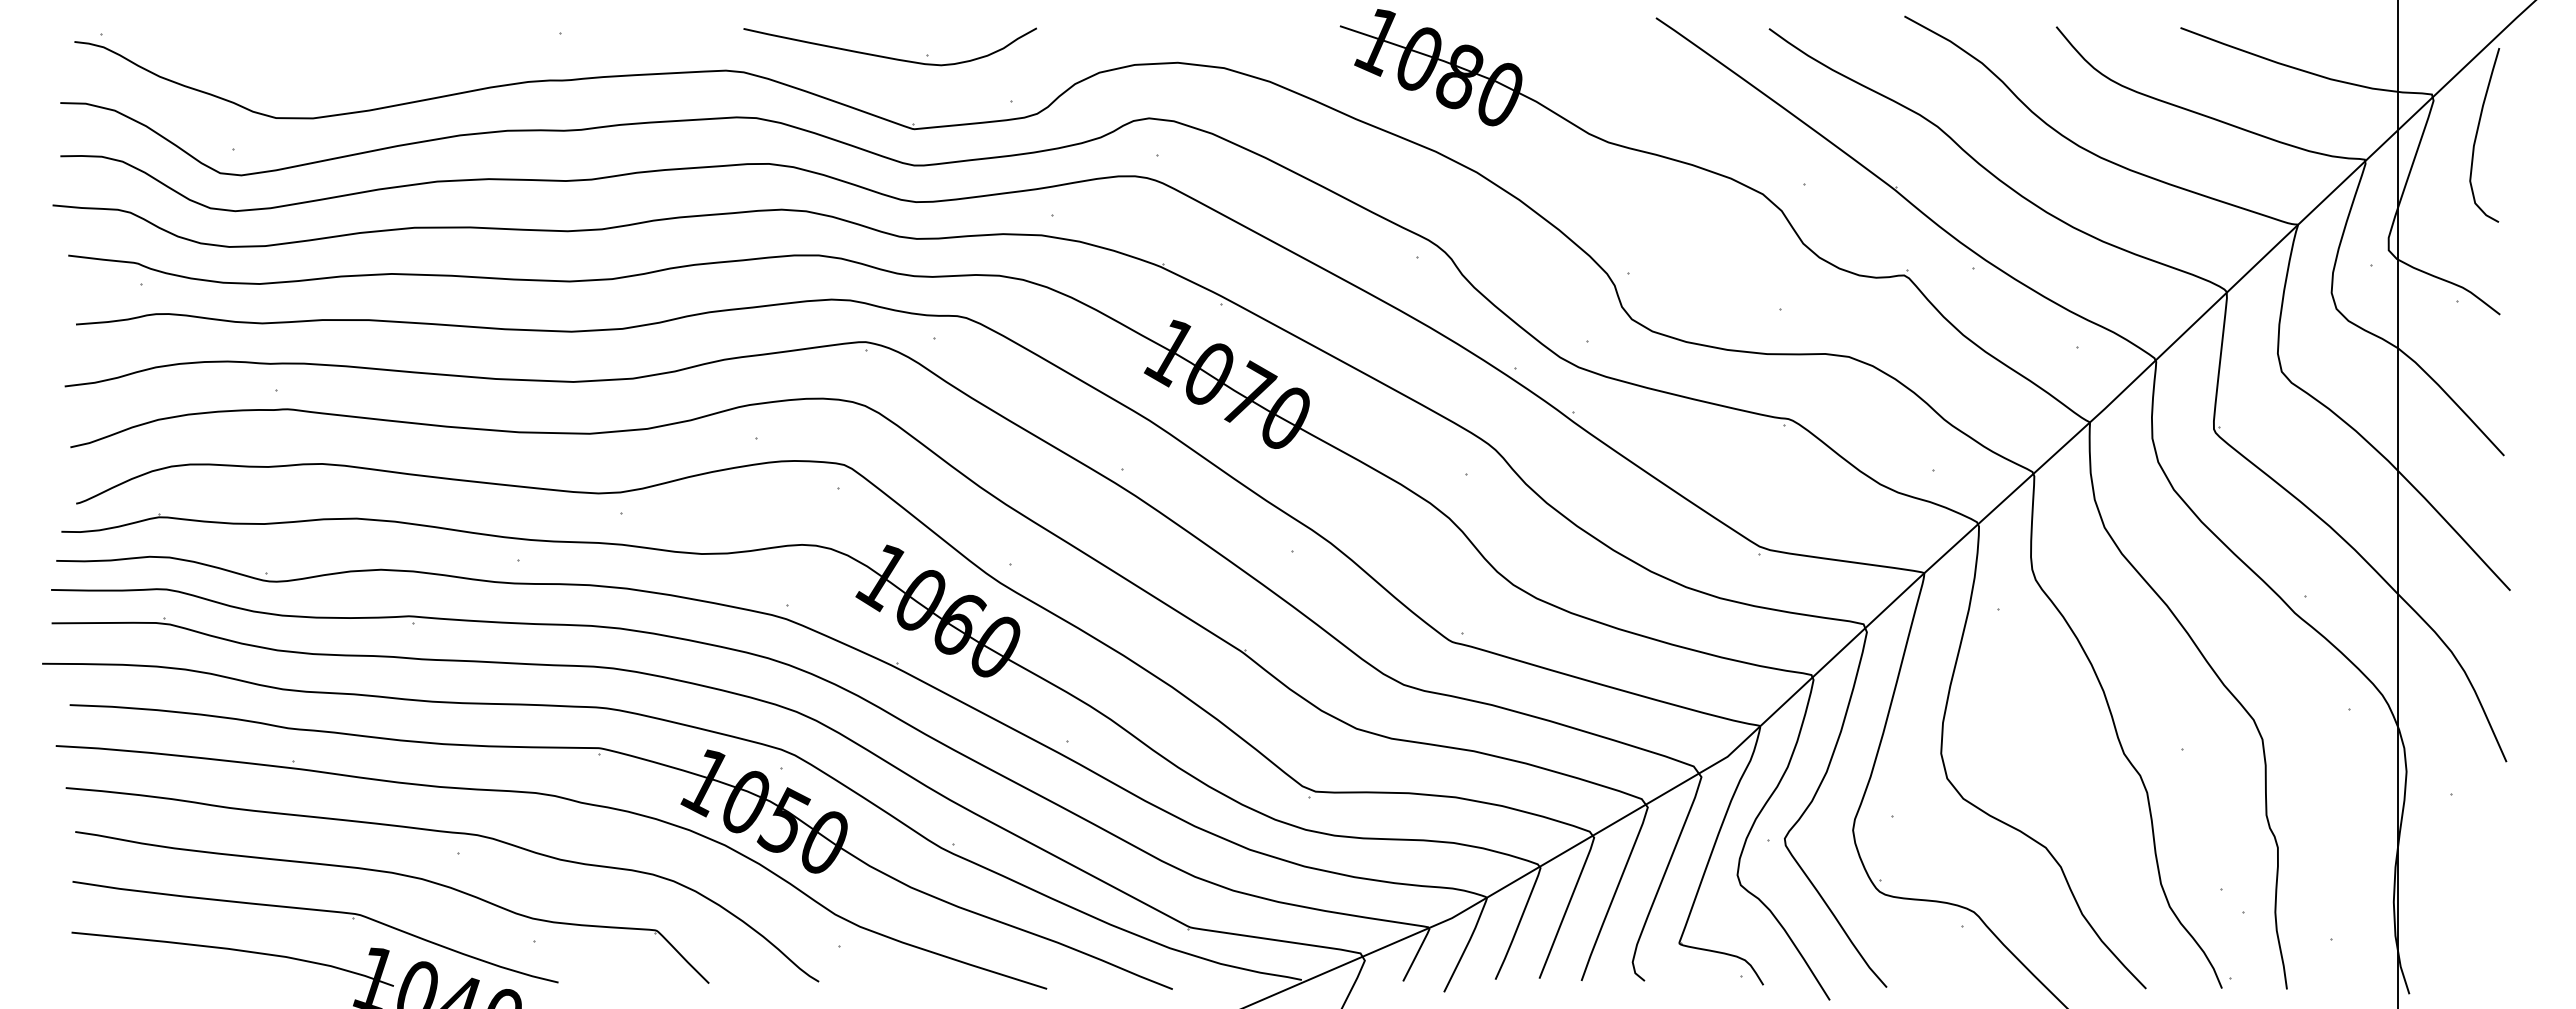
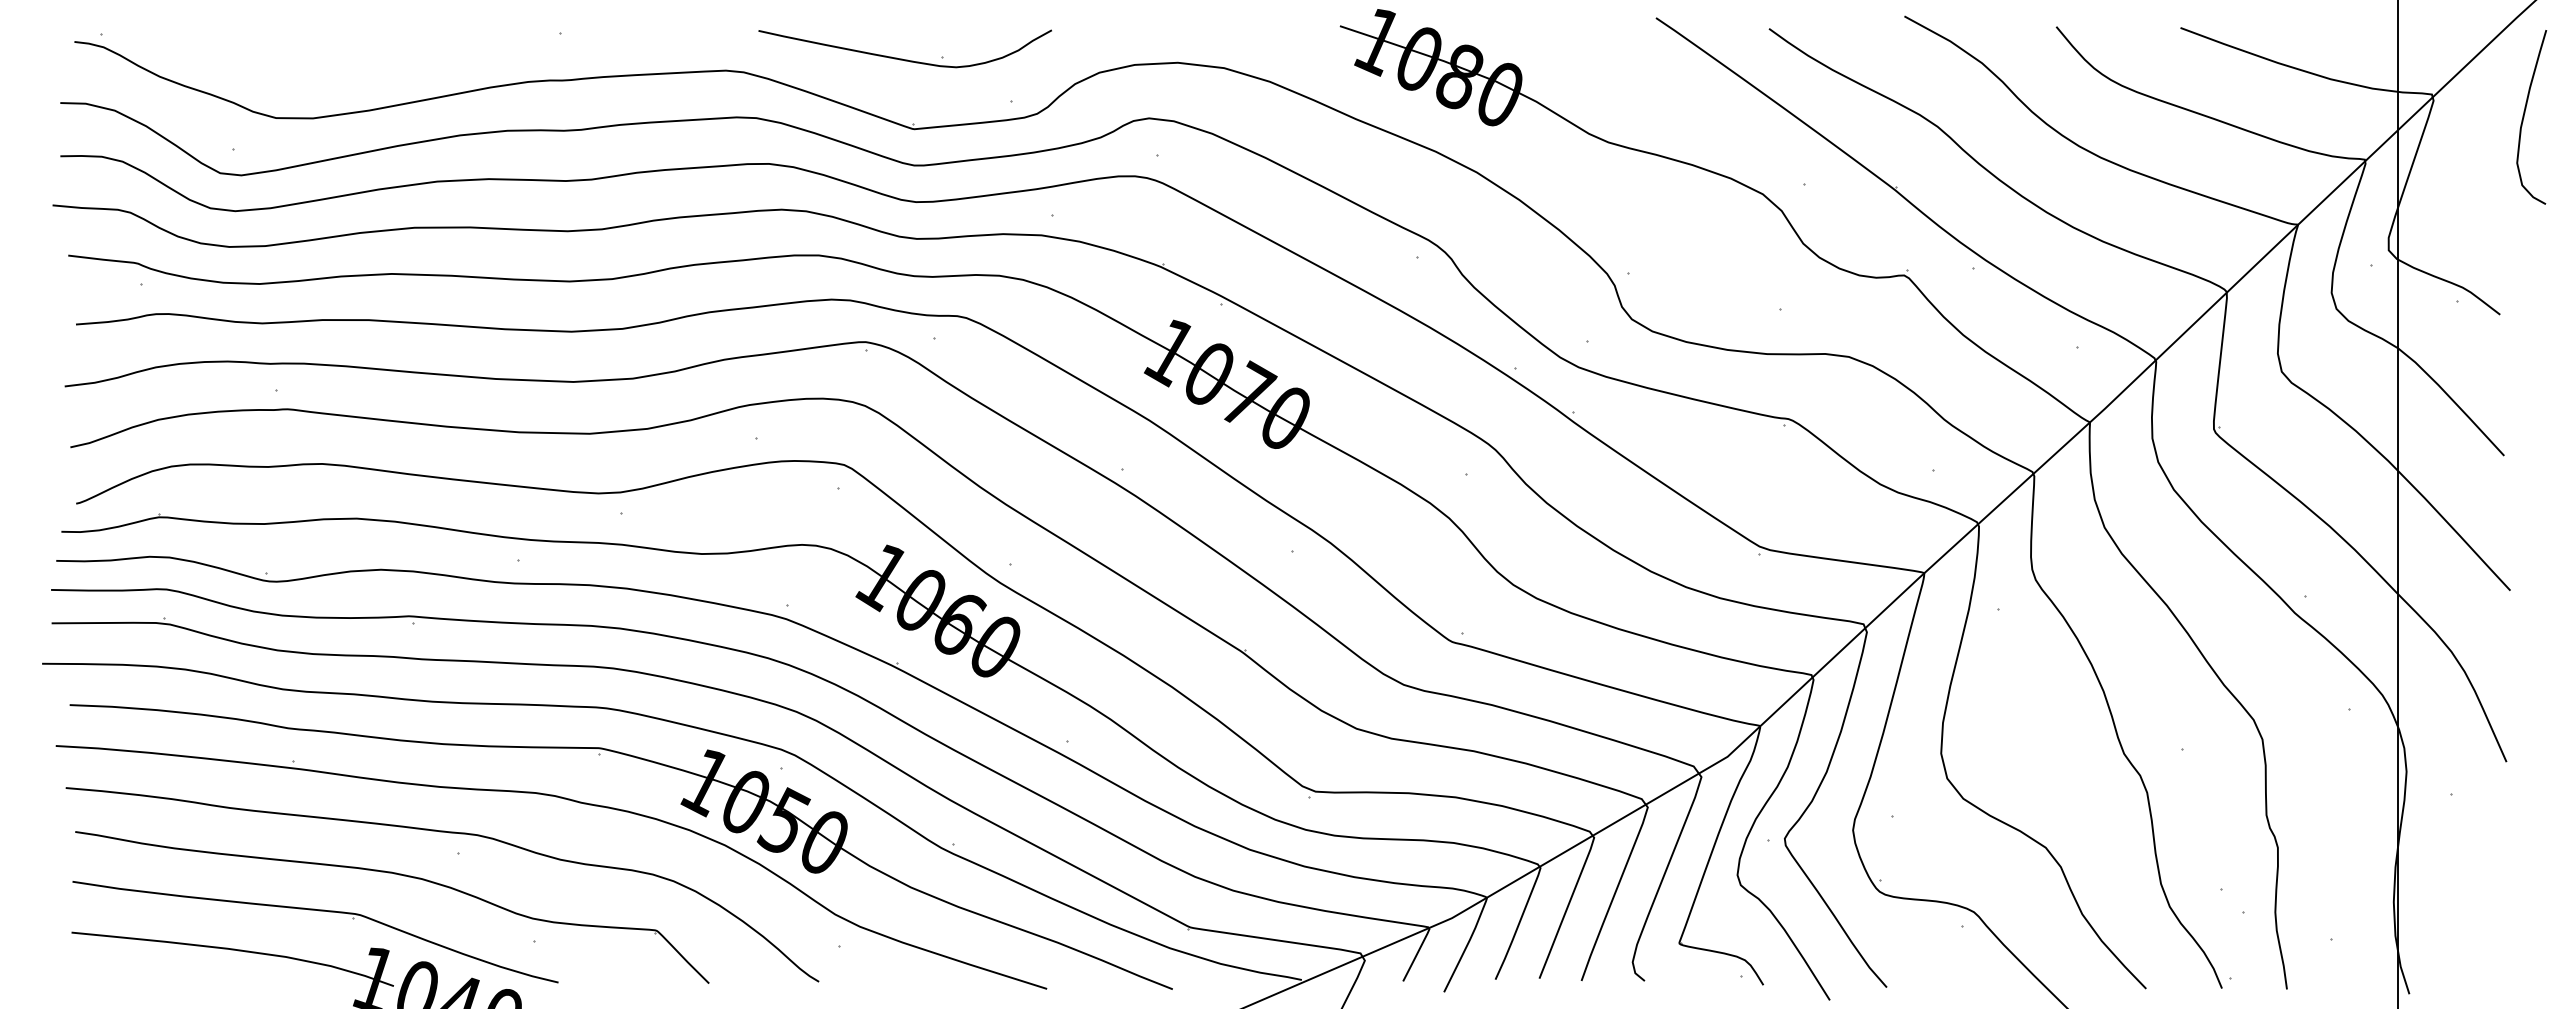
part position: (887, 56) -> (902, 58) (902, 58)
curve position: (2477, 135) -> (2524, 117) (2524, 117)
